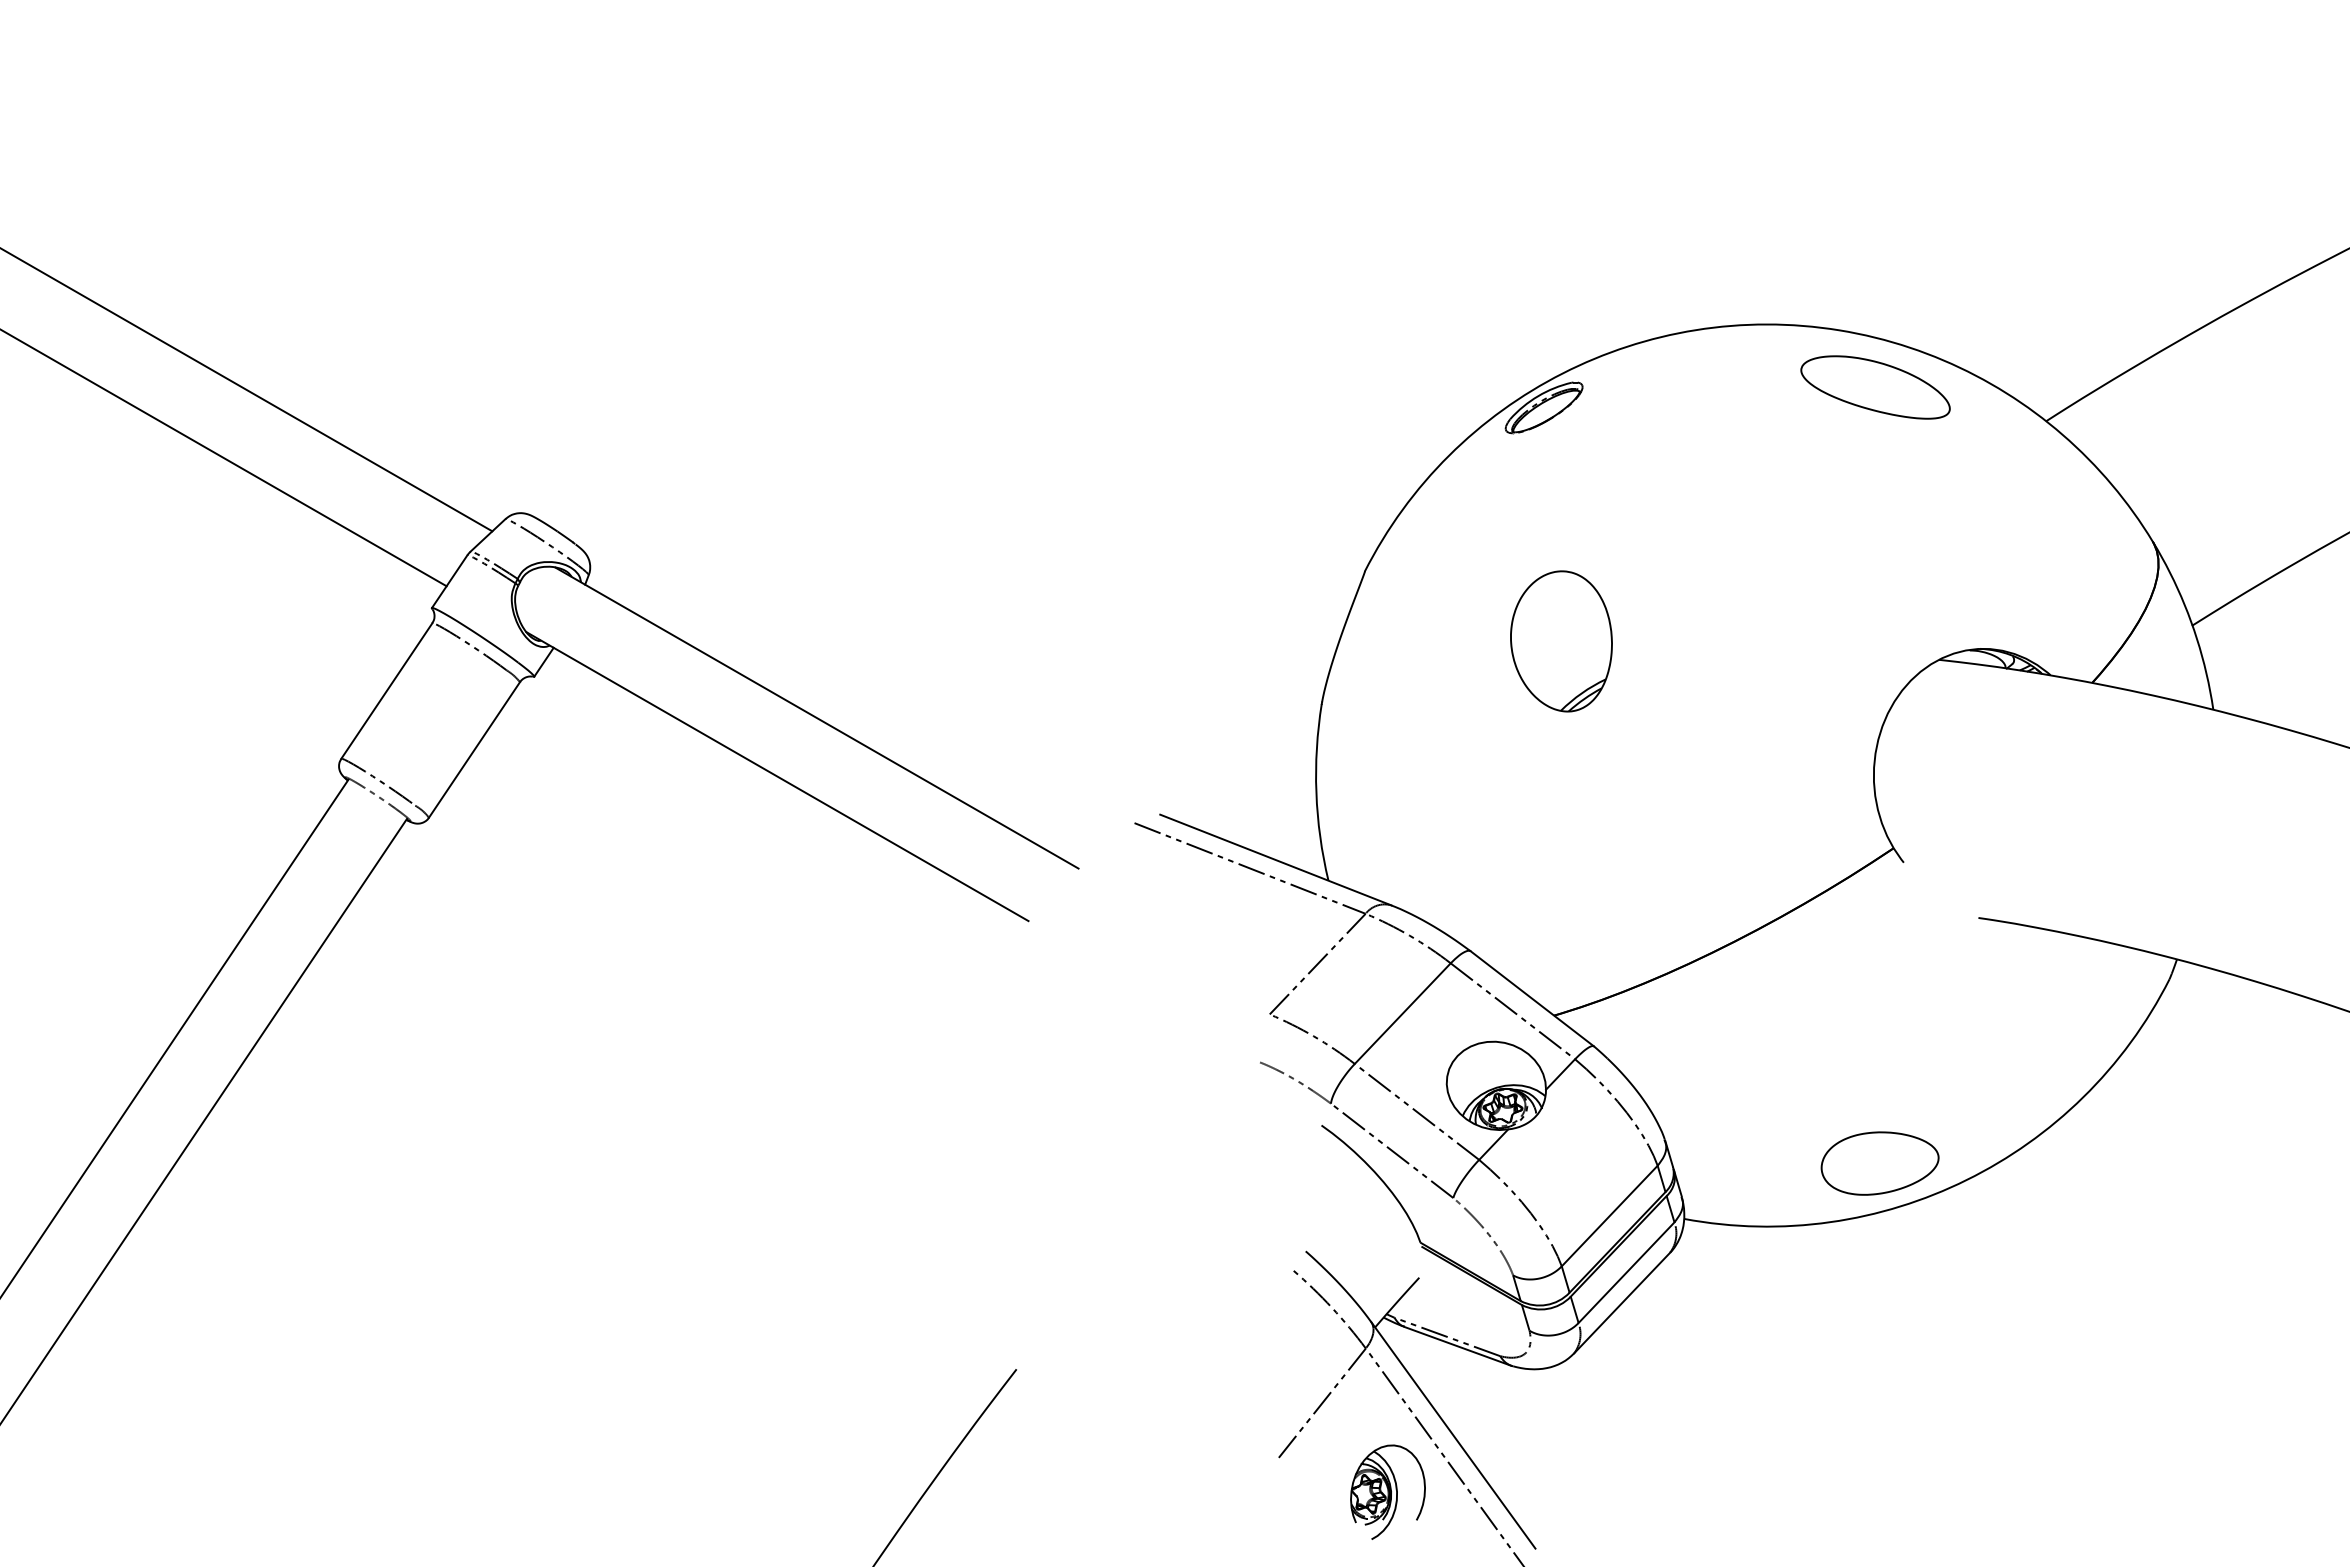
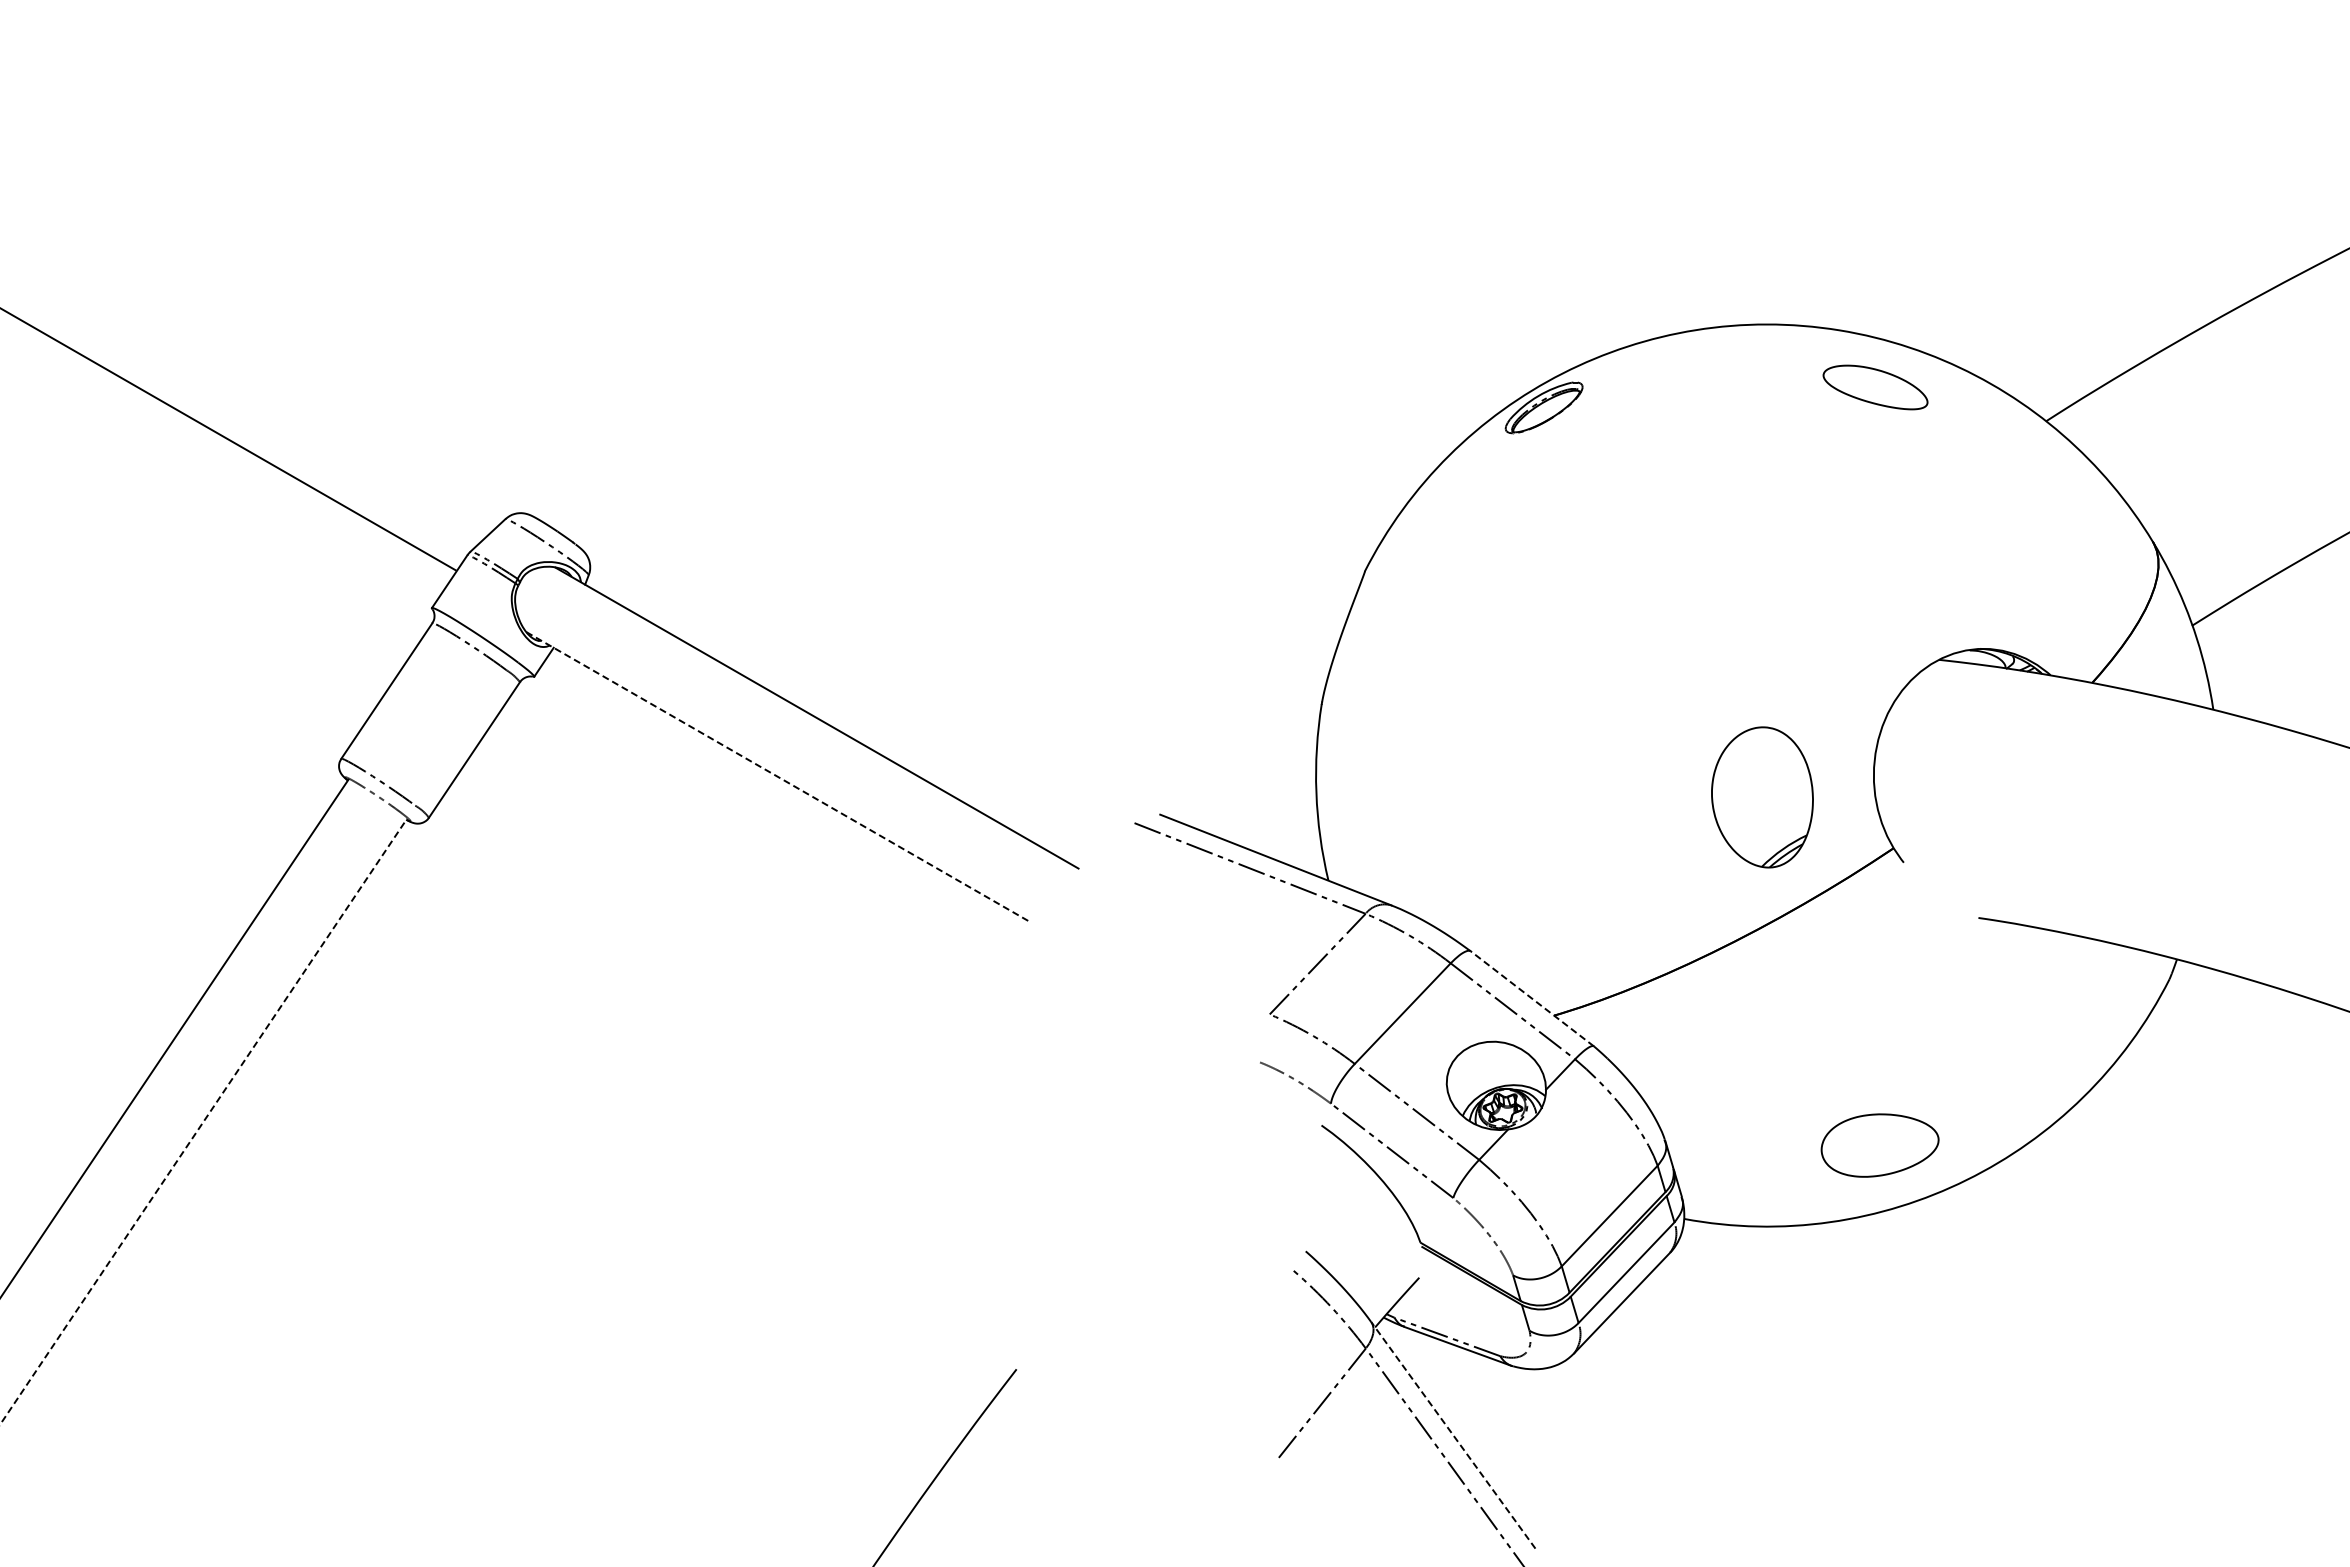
part size: 151x65 px -> 107x47 px (1875, 387)
line: present -> none (247, 390)
line position: (224, 458) -> (228, 439) (228, 439)
part position: (1561, 641) -> (1762, 797) (1762, 797)
line: solid -> dashed (777, 776)
line: solid -> dashed (1532, 998)
line: solid -> dashed (203, 1121)
part position: (1879, 1163) -> (1879, 1145) (1879, 1145)
line: solid -> dashed (1453, 1435)
part: present -> none (1387, 1491)
